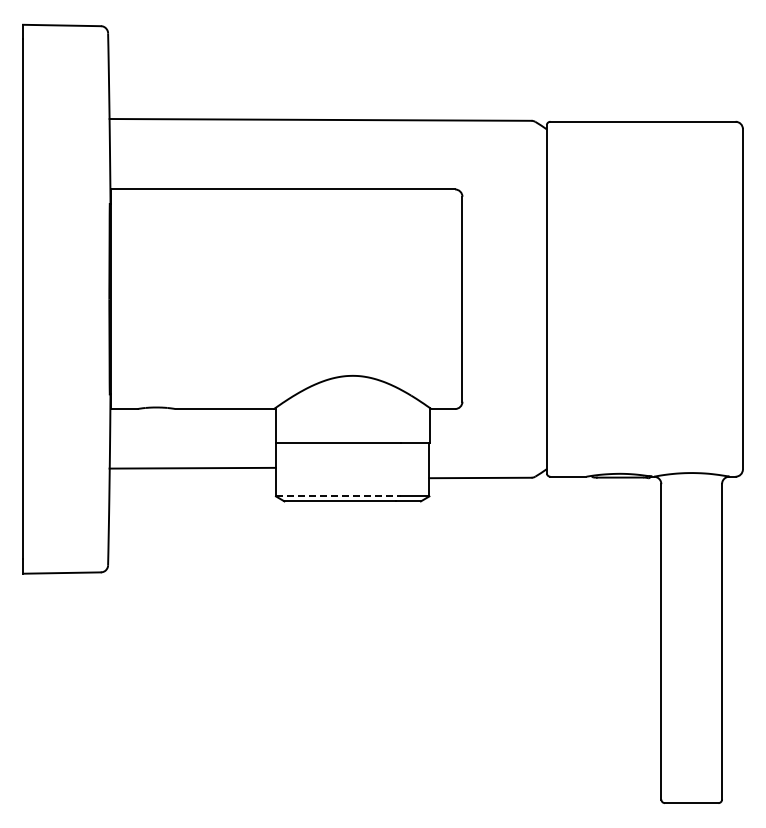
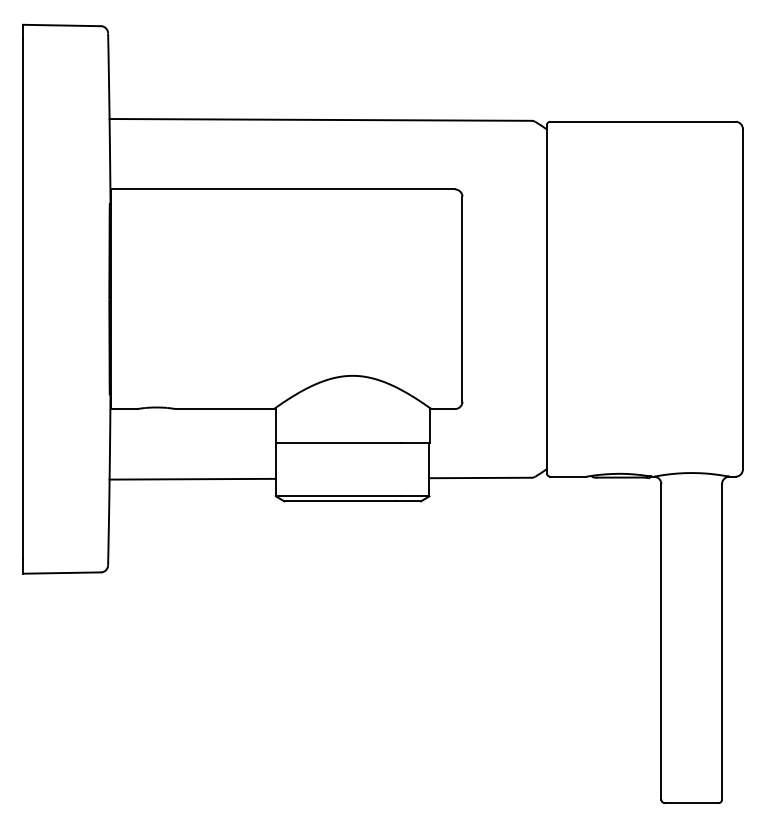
line position: (192, 467) -> (192, 478) (192, 478)
line: dashed -> solid (338, 496)
